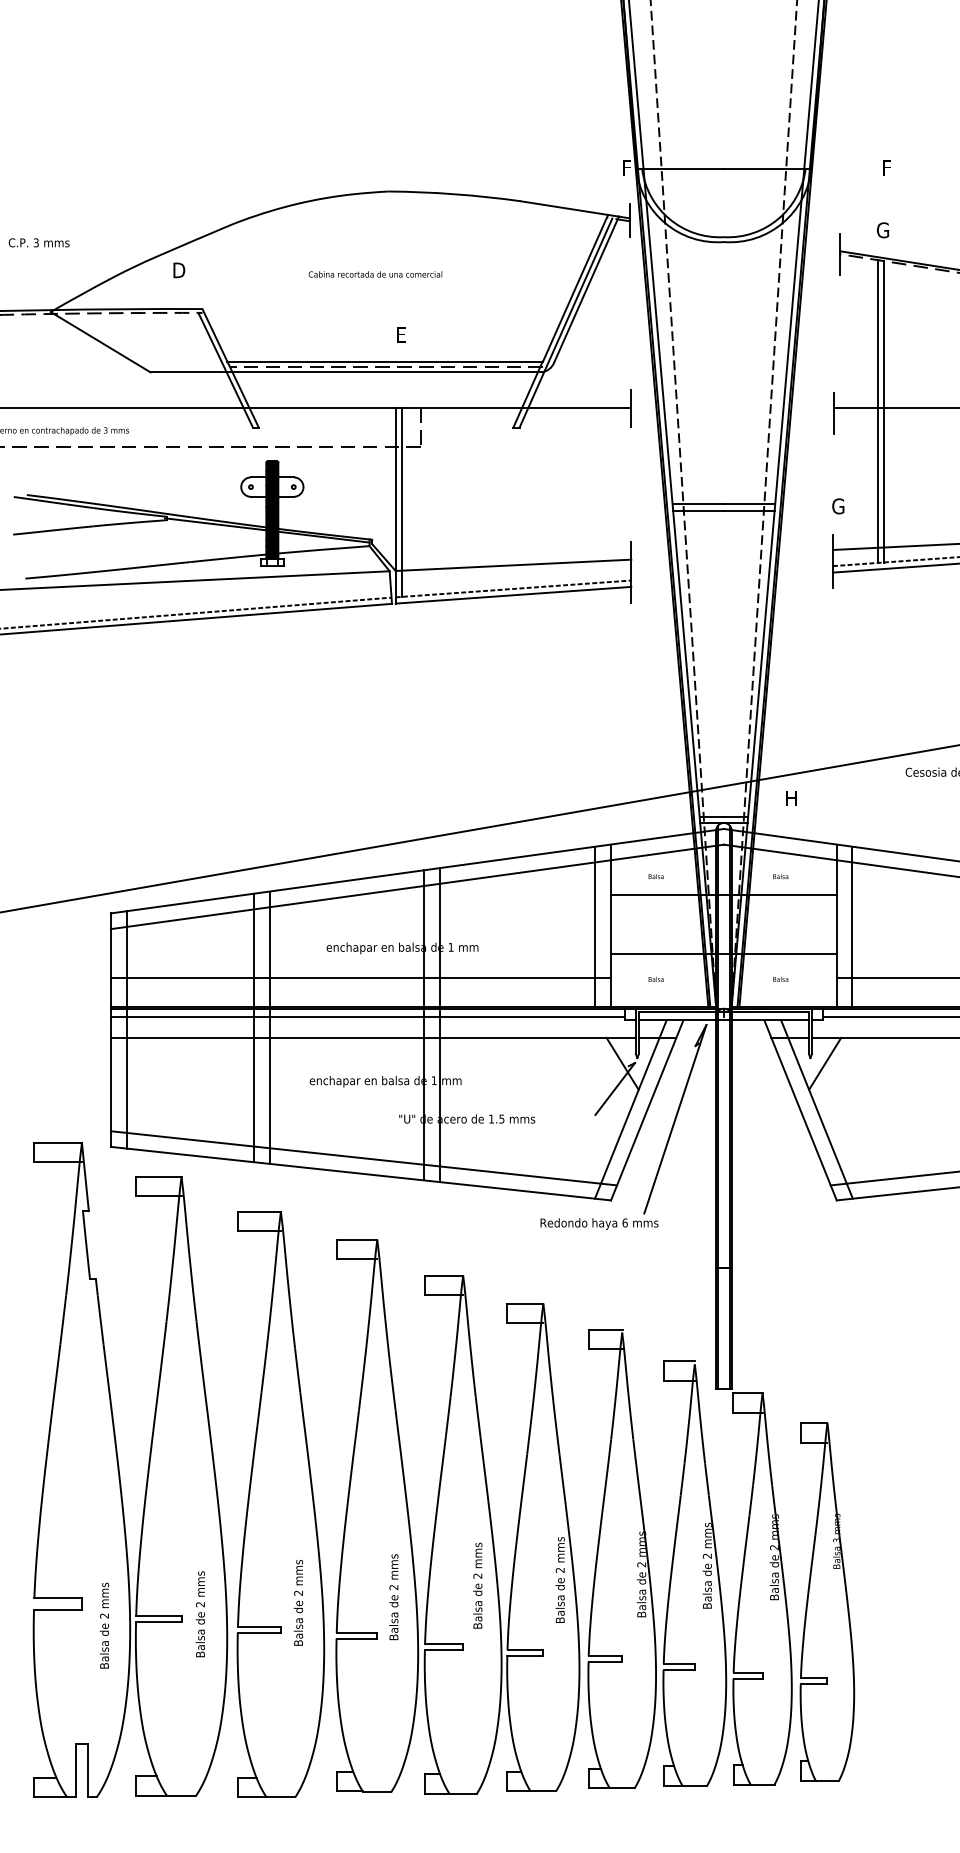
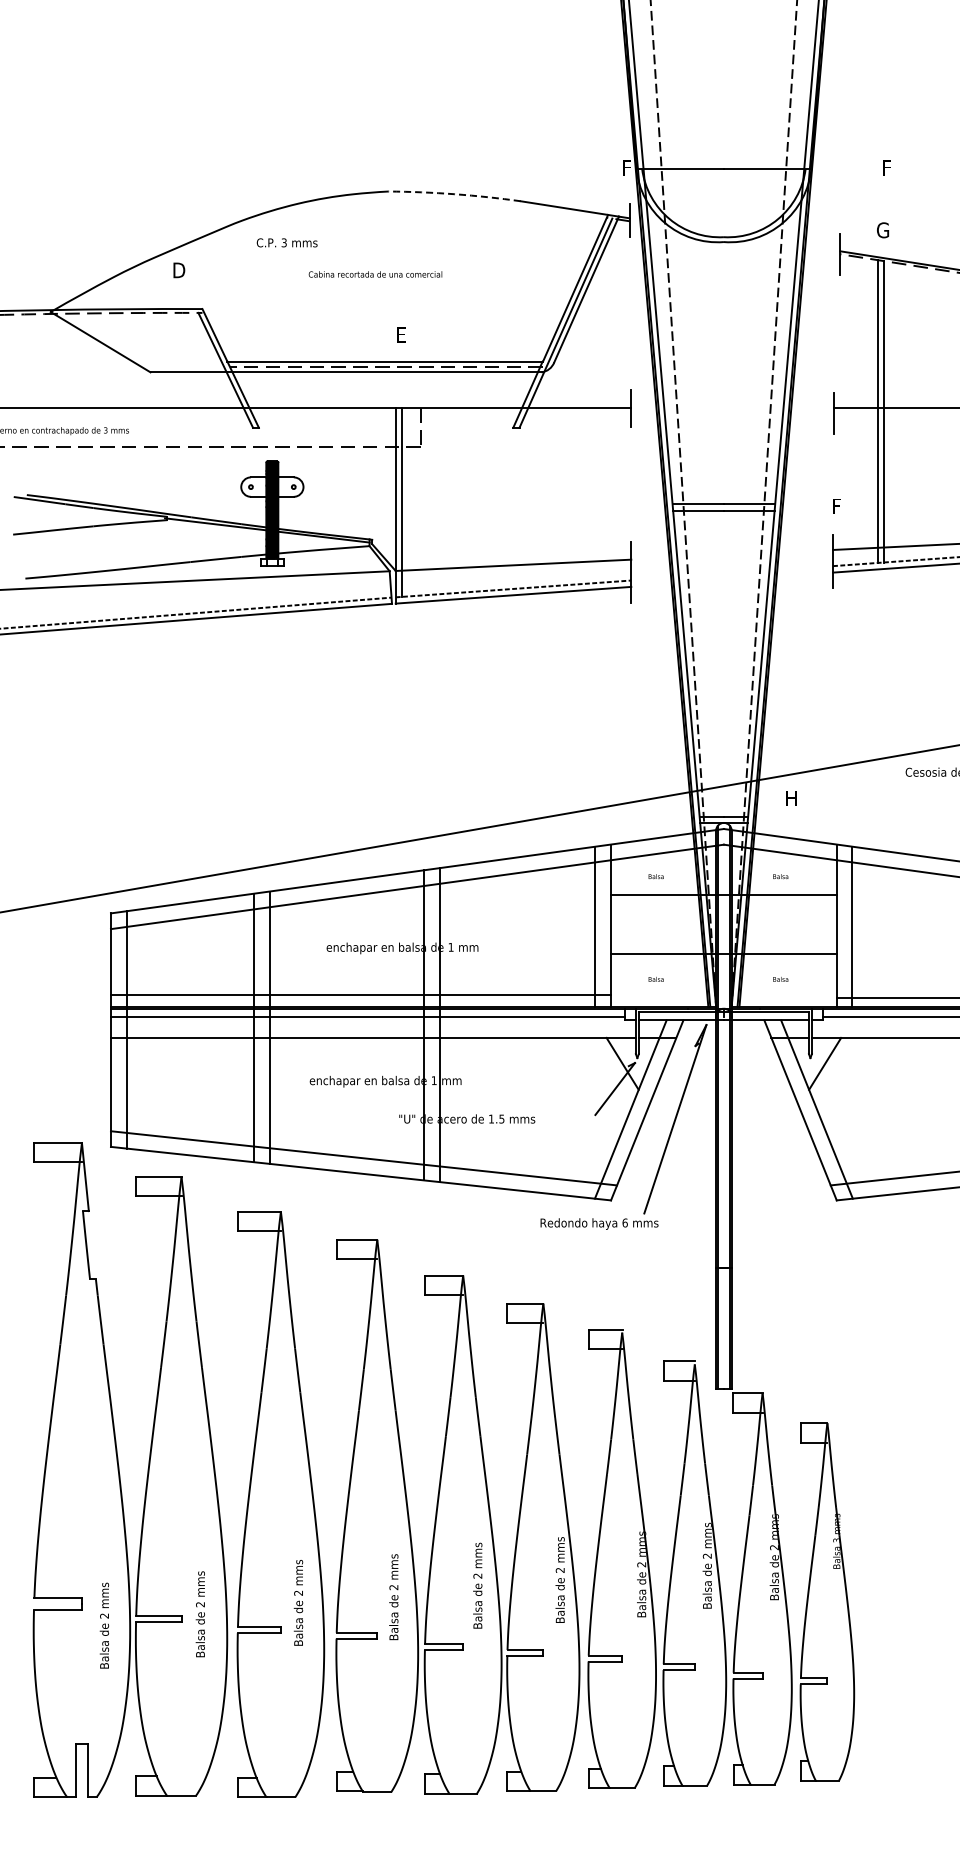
arc: solid -> dashed (454, 194)
text position: (38, 242) -> (286, 242) (286, 242)
text: G -> F (838, 506)
line position: (360, 977) -> (360, 994) (360, 994)
line position: (896, 977) -> (896, 997) (896, 997)
